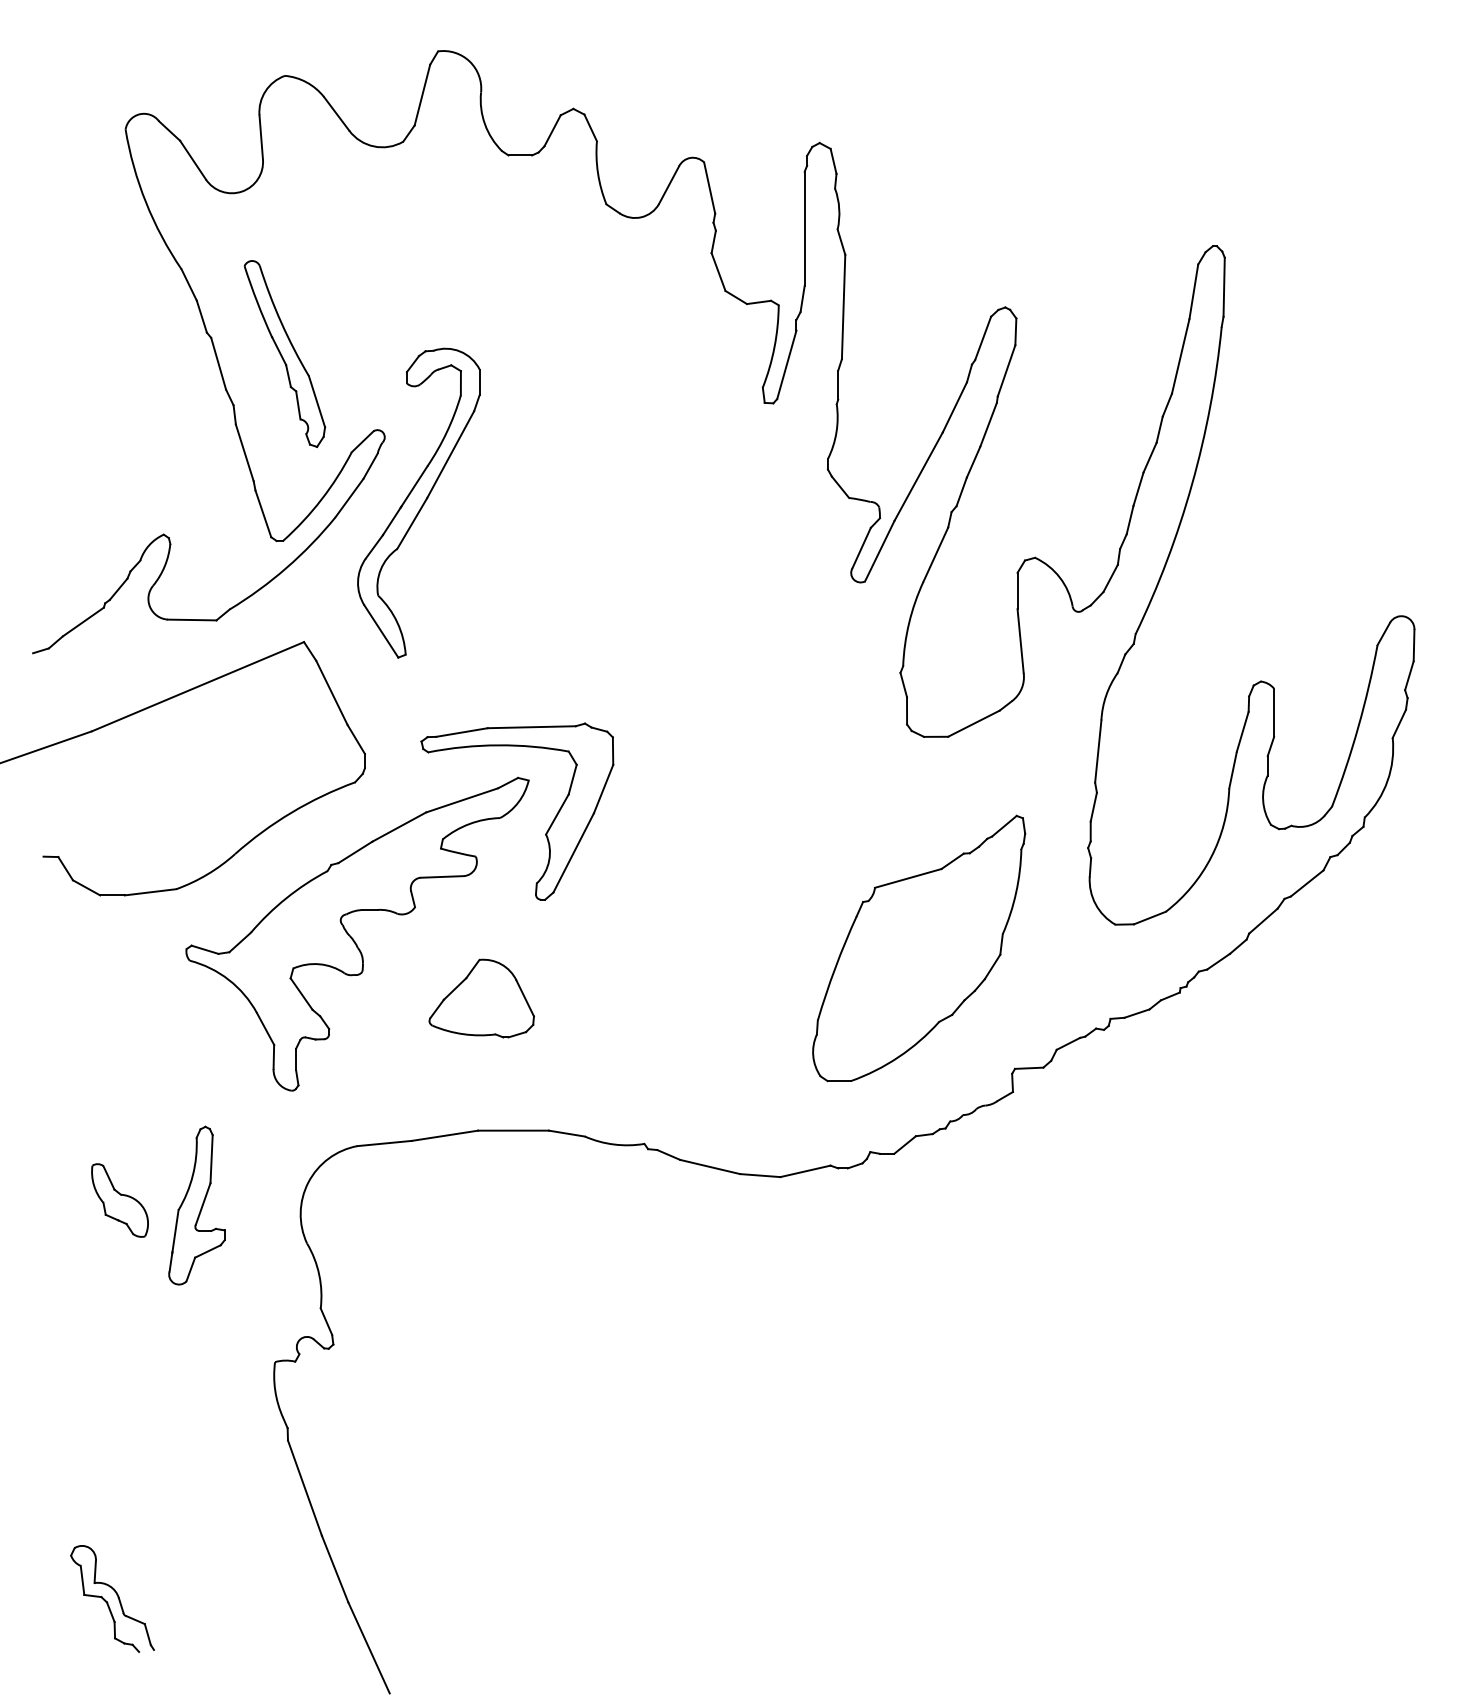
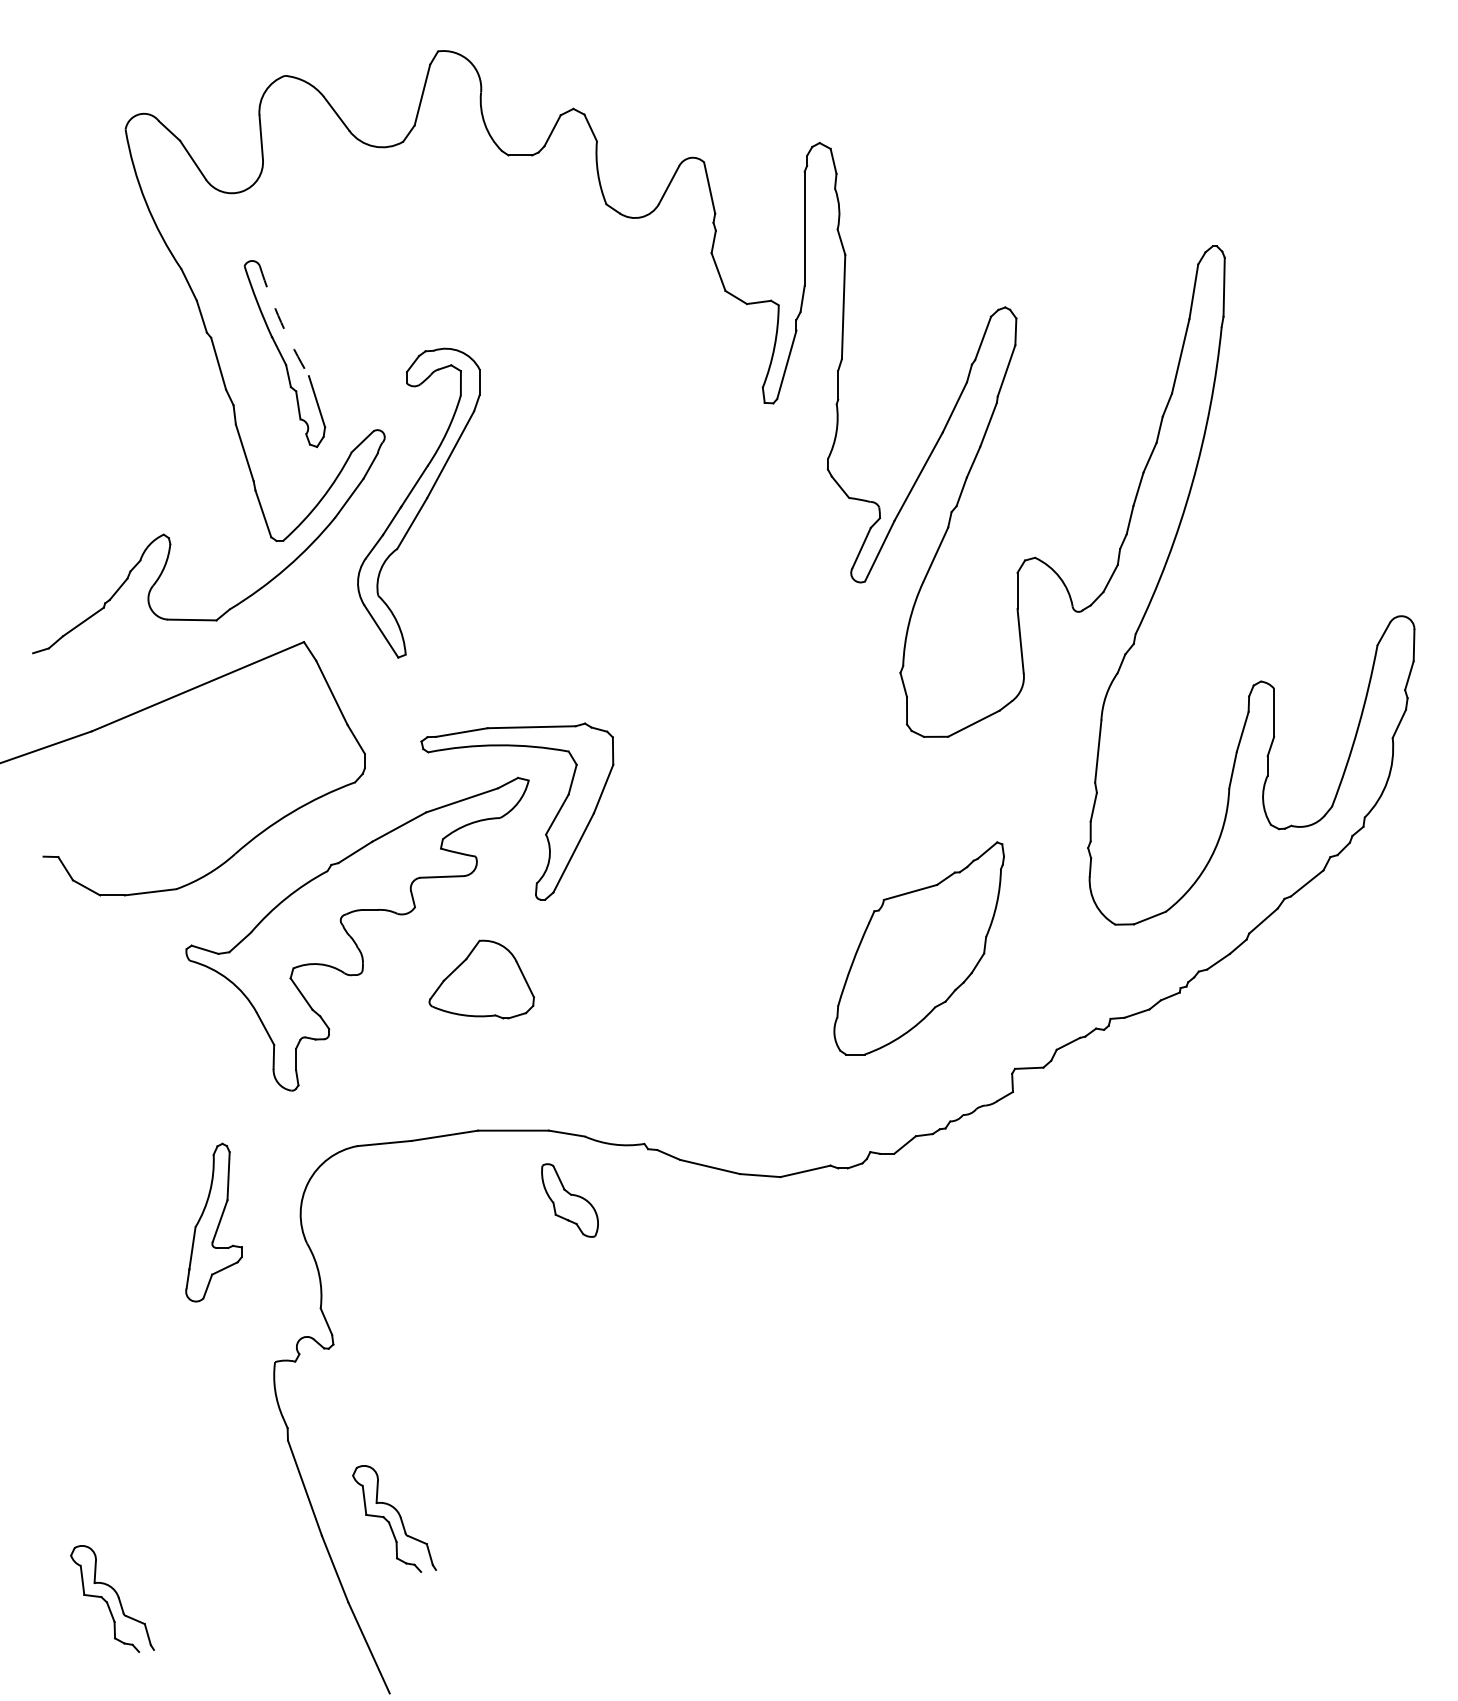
arc: solid -> dashed (281, 322)
part size: 215x269 px -> 172x215 px (918, 948)
part position: (481, 998) -> (481, 979) (481, 979)
part position: (119, 1200) -> (569, 1200) (569, 1200)
part position: (196, 1205) -> (213, 1222) (213, 1222)
part: none -> present (394, 1518)
